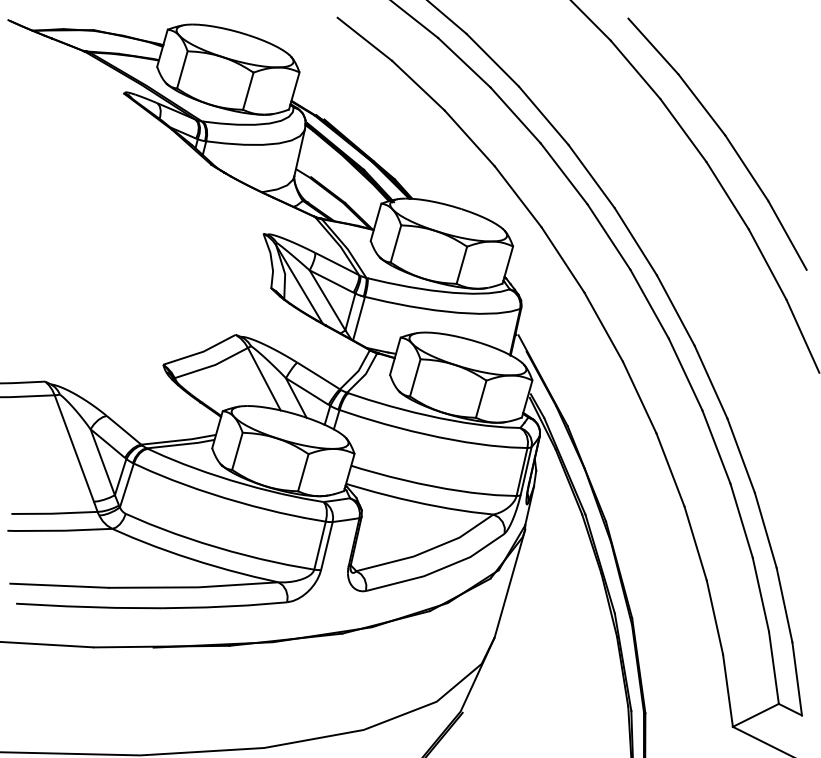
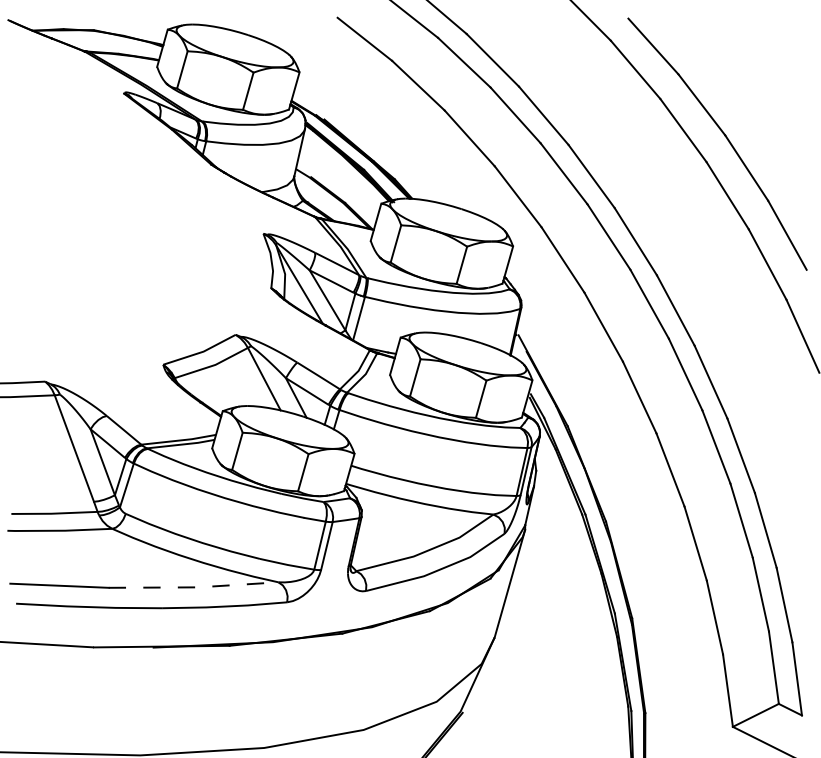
line: solid -> dashed (194, 587)
